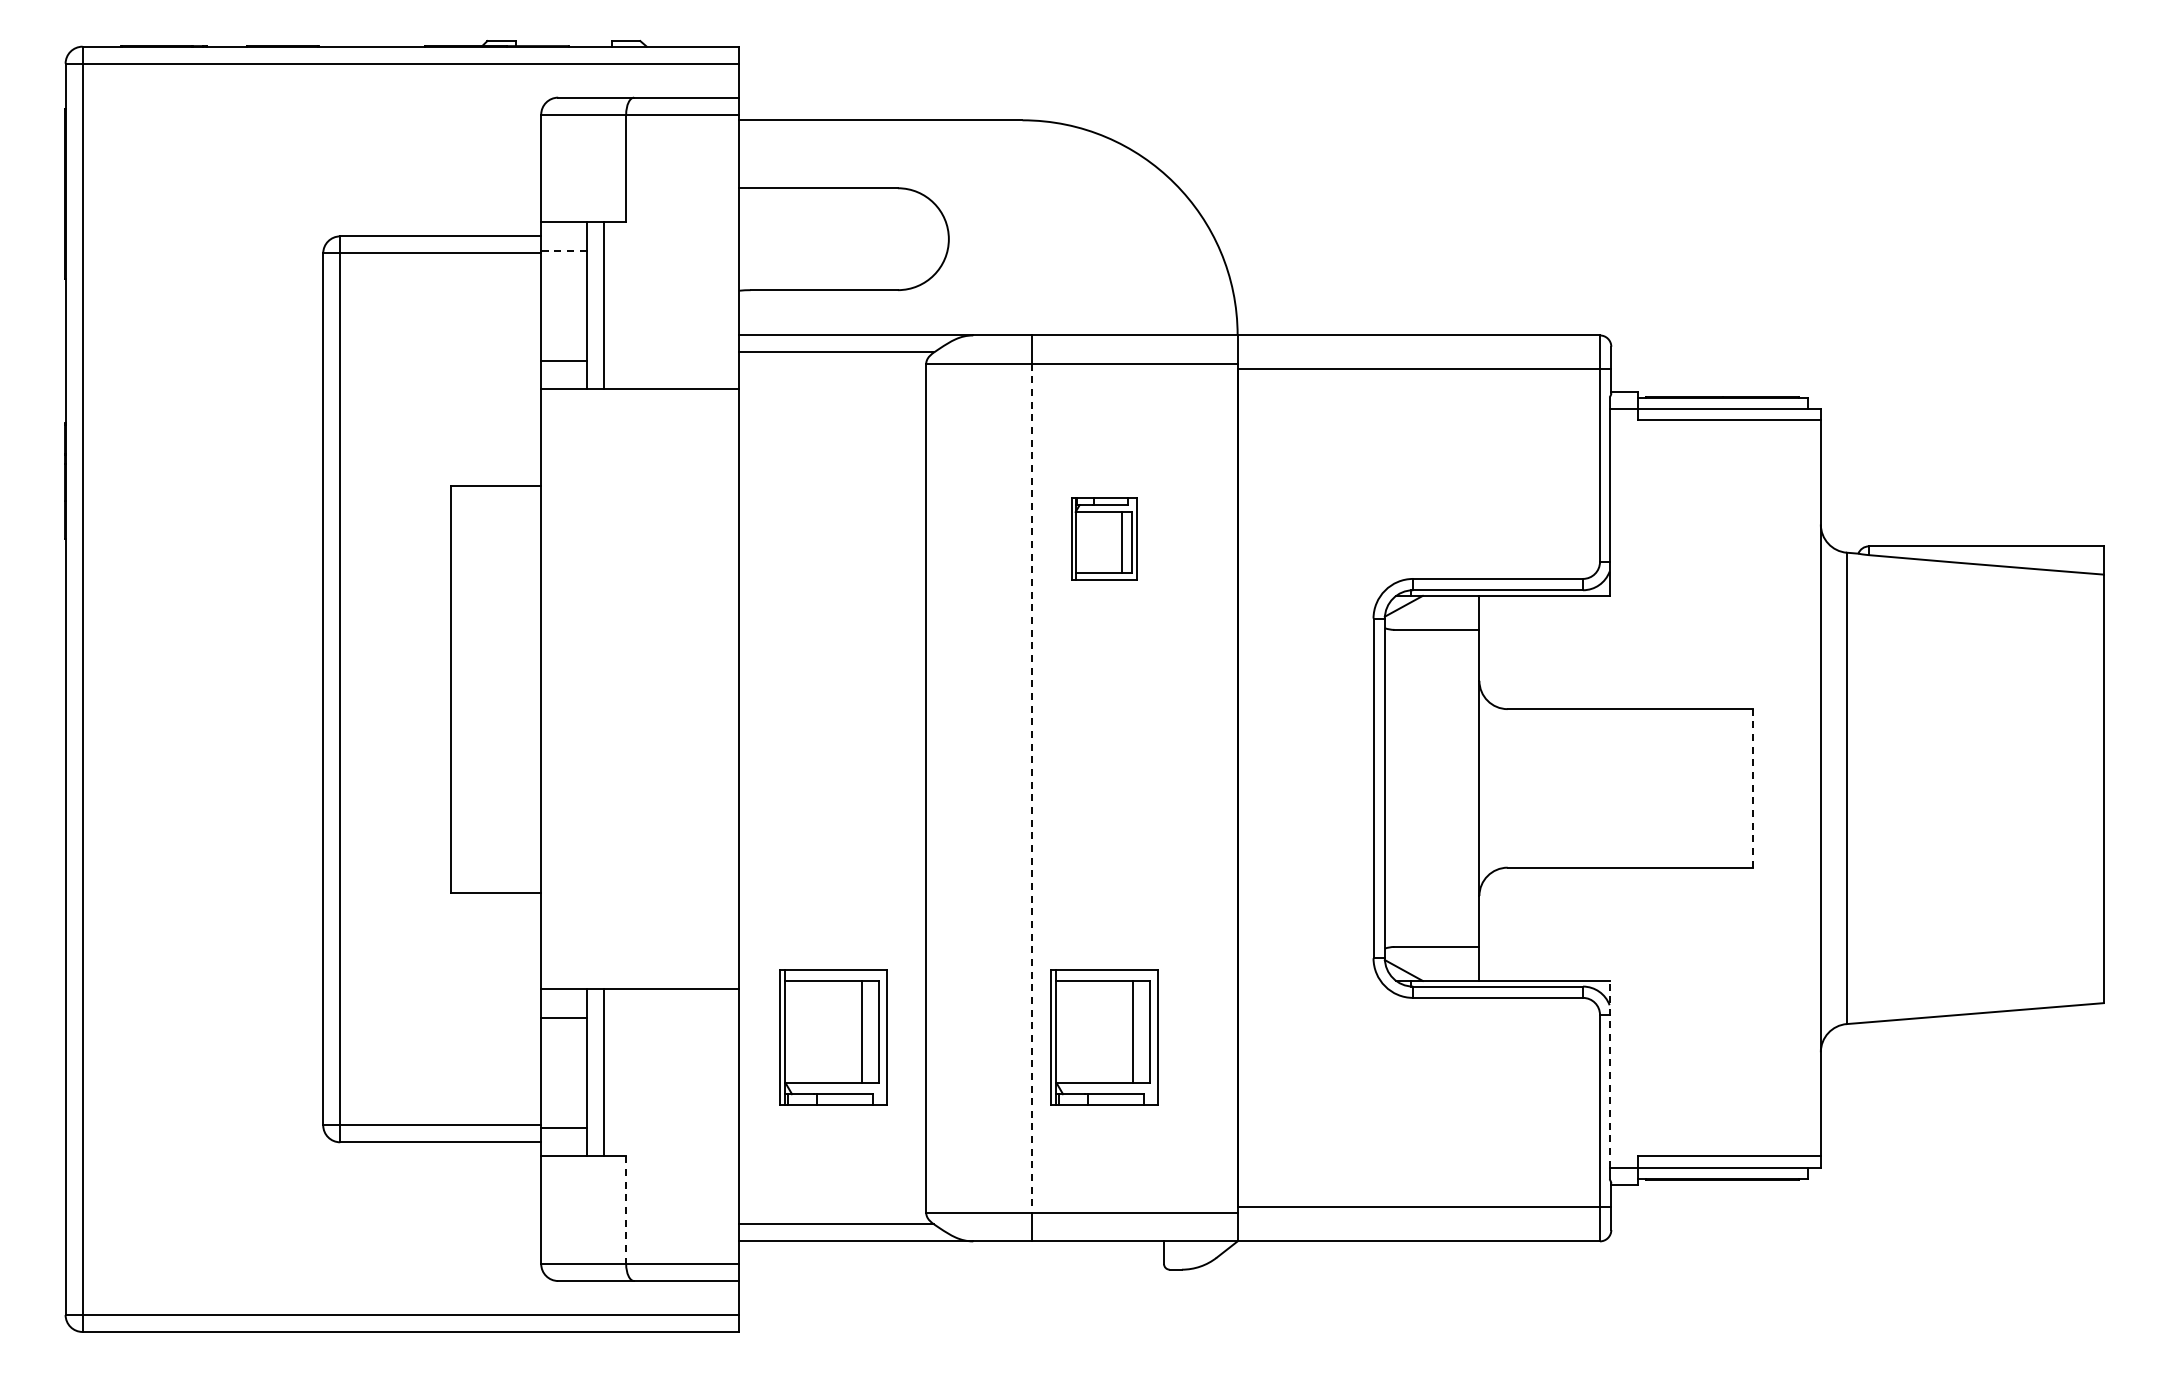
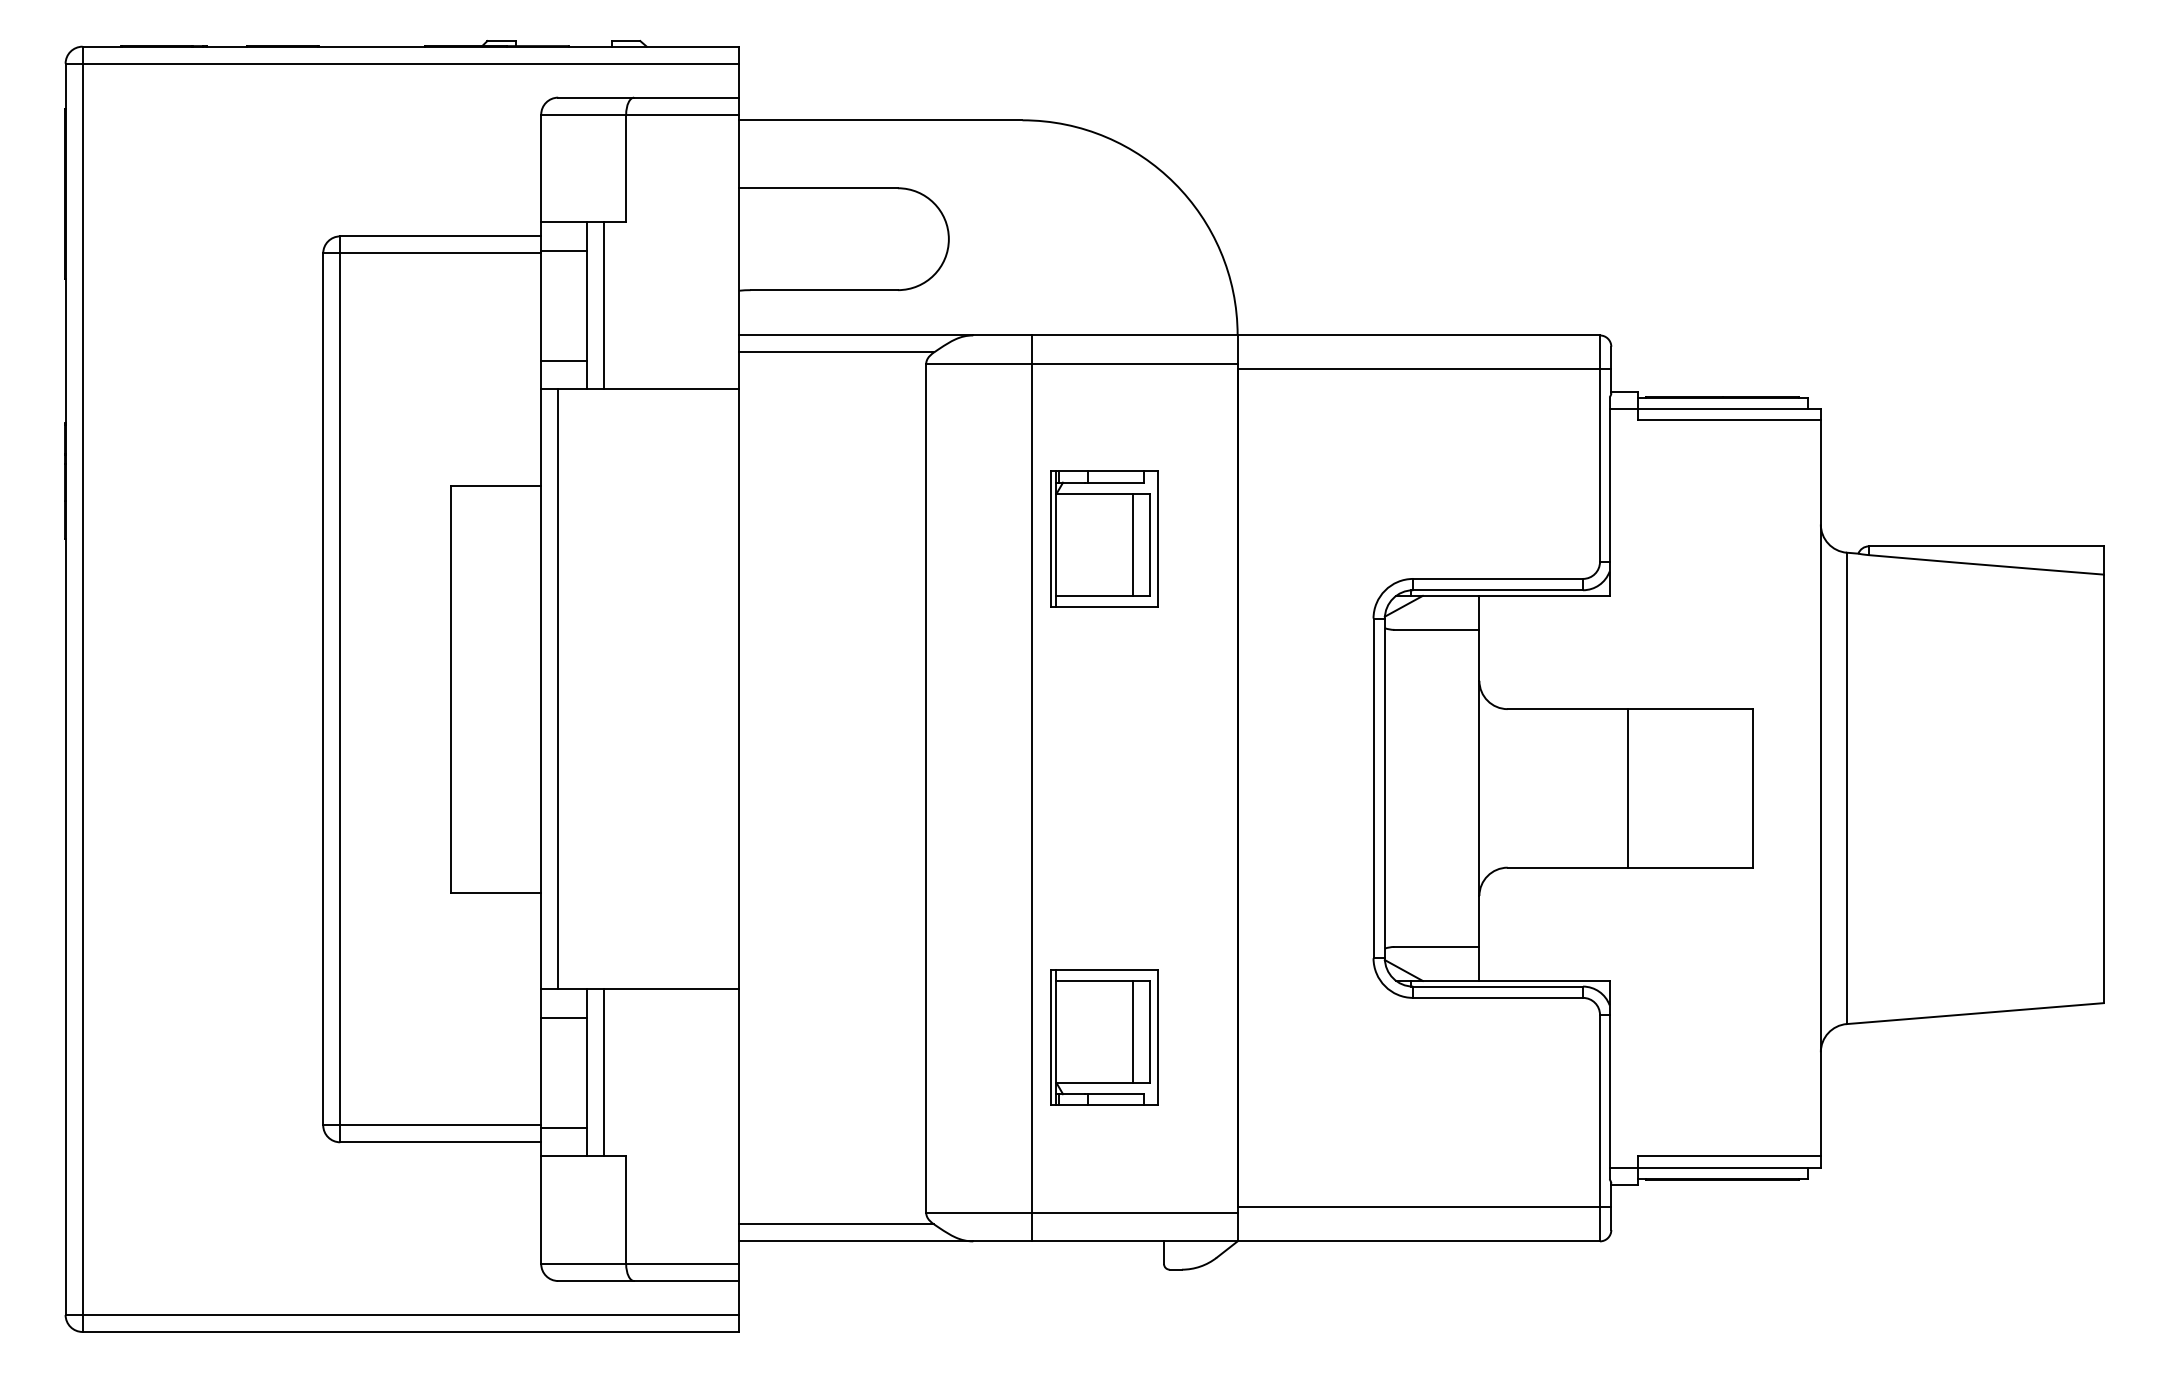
line: dashed -> solid (563, 250)
part size: 67x84 px -> 109x138 px (1104, 538)
line: none -> present (558, 689)
line: dashed -> solid (1752, 787)
line: dashed -> solid (1032, 788)
line: none -> present (1627, 788)
part: present -> none (833, 1037)
line: dashed -> solid (1609, 1073)
line: dashed -> solid (626, 1210)
